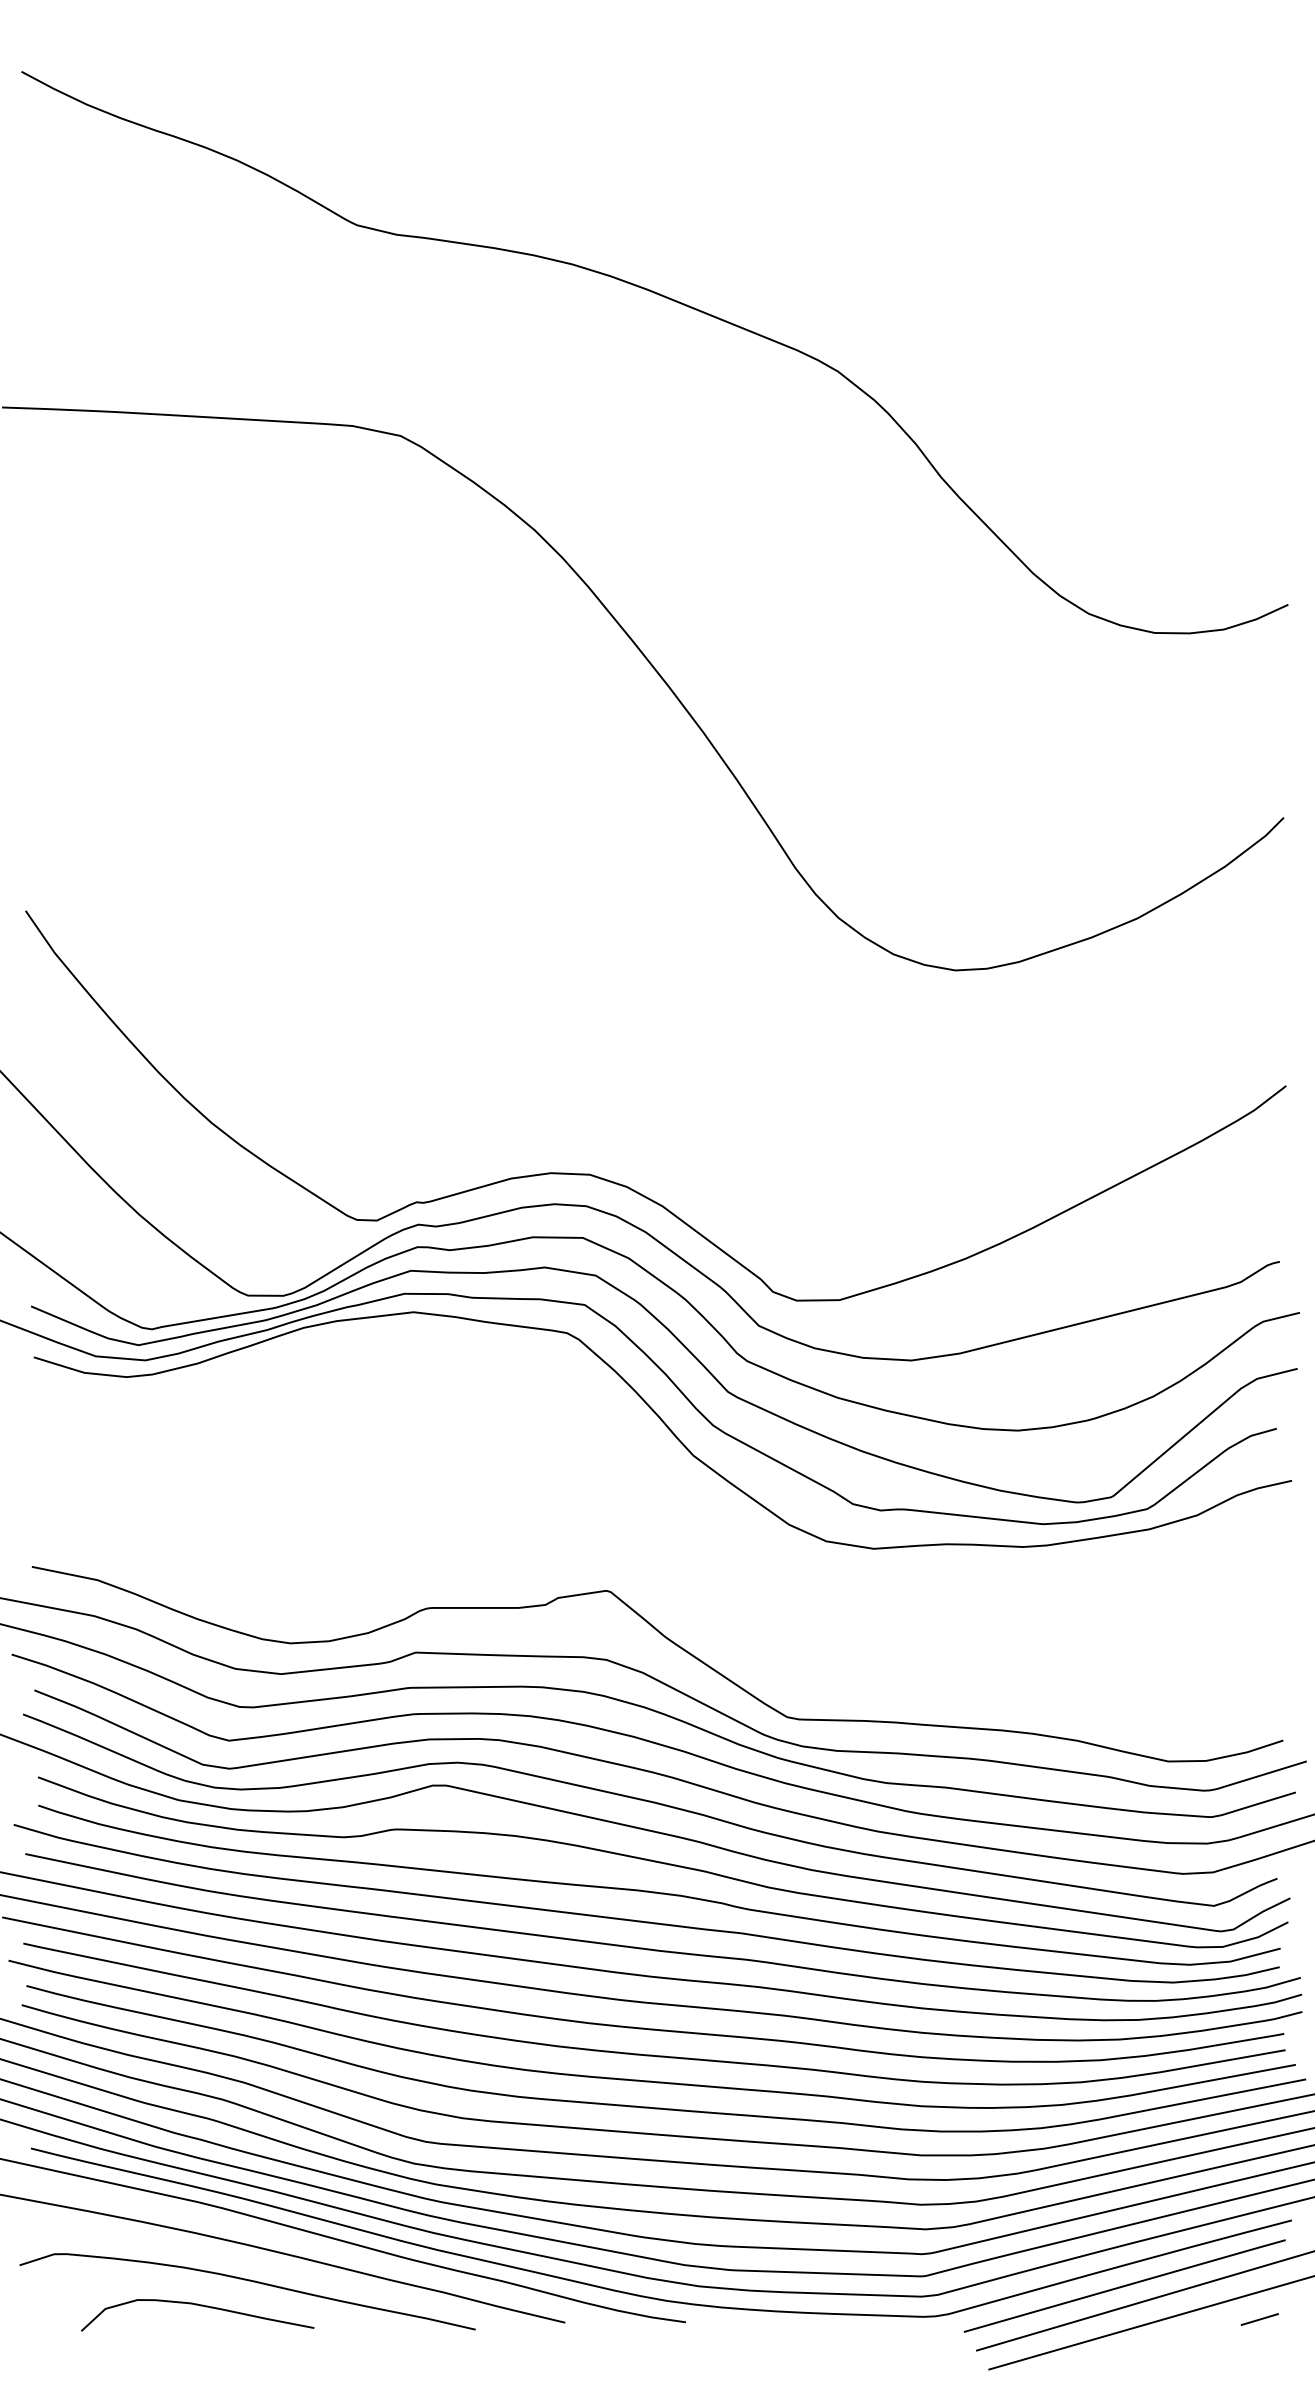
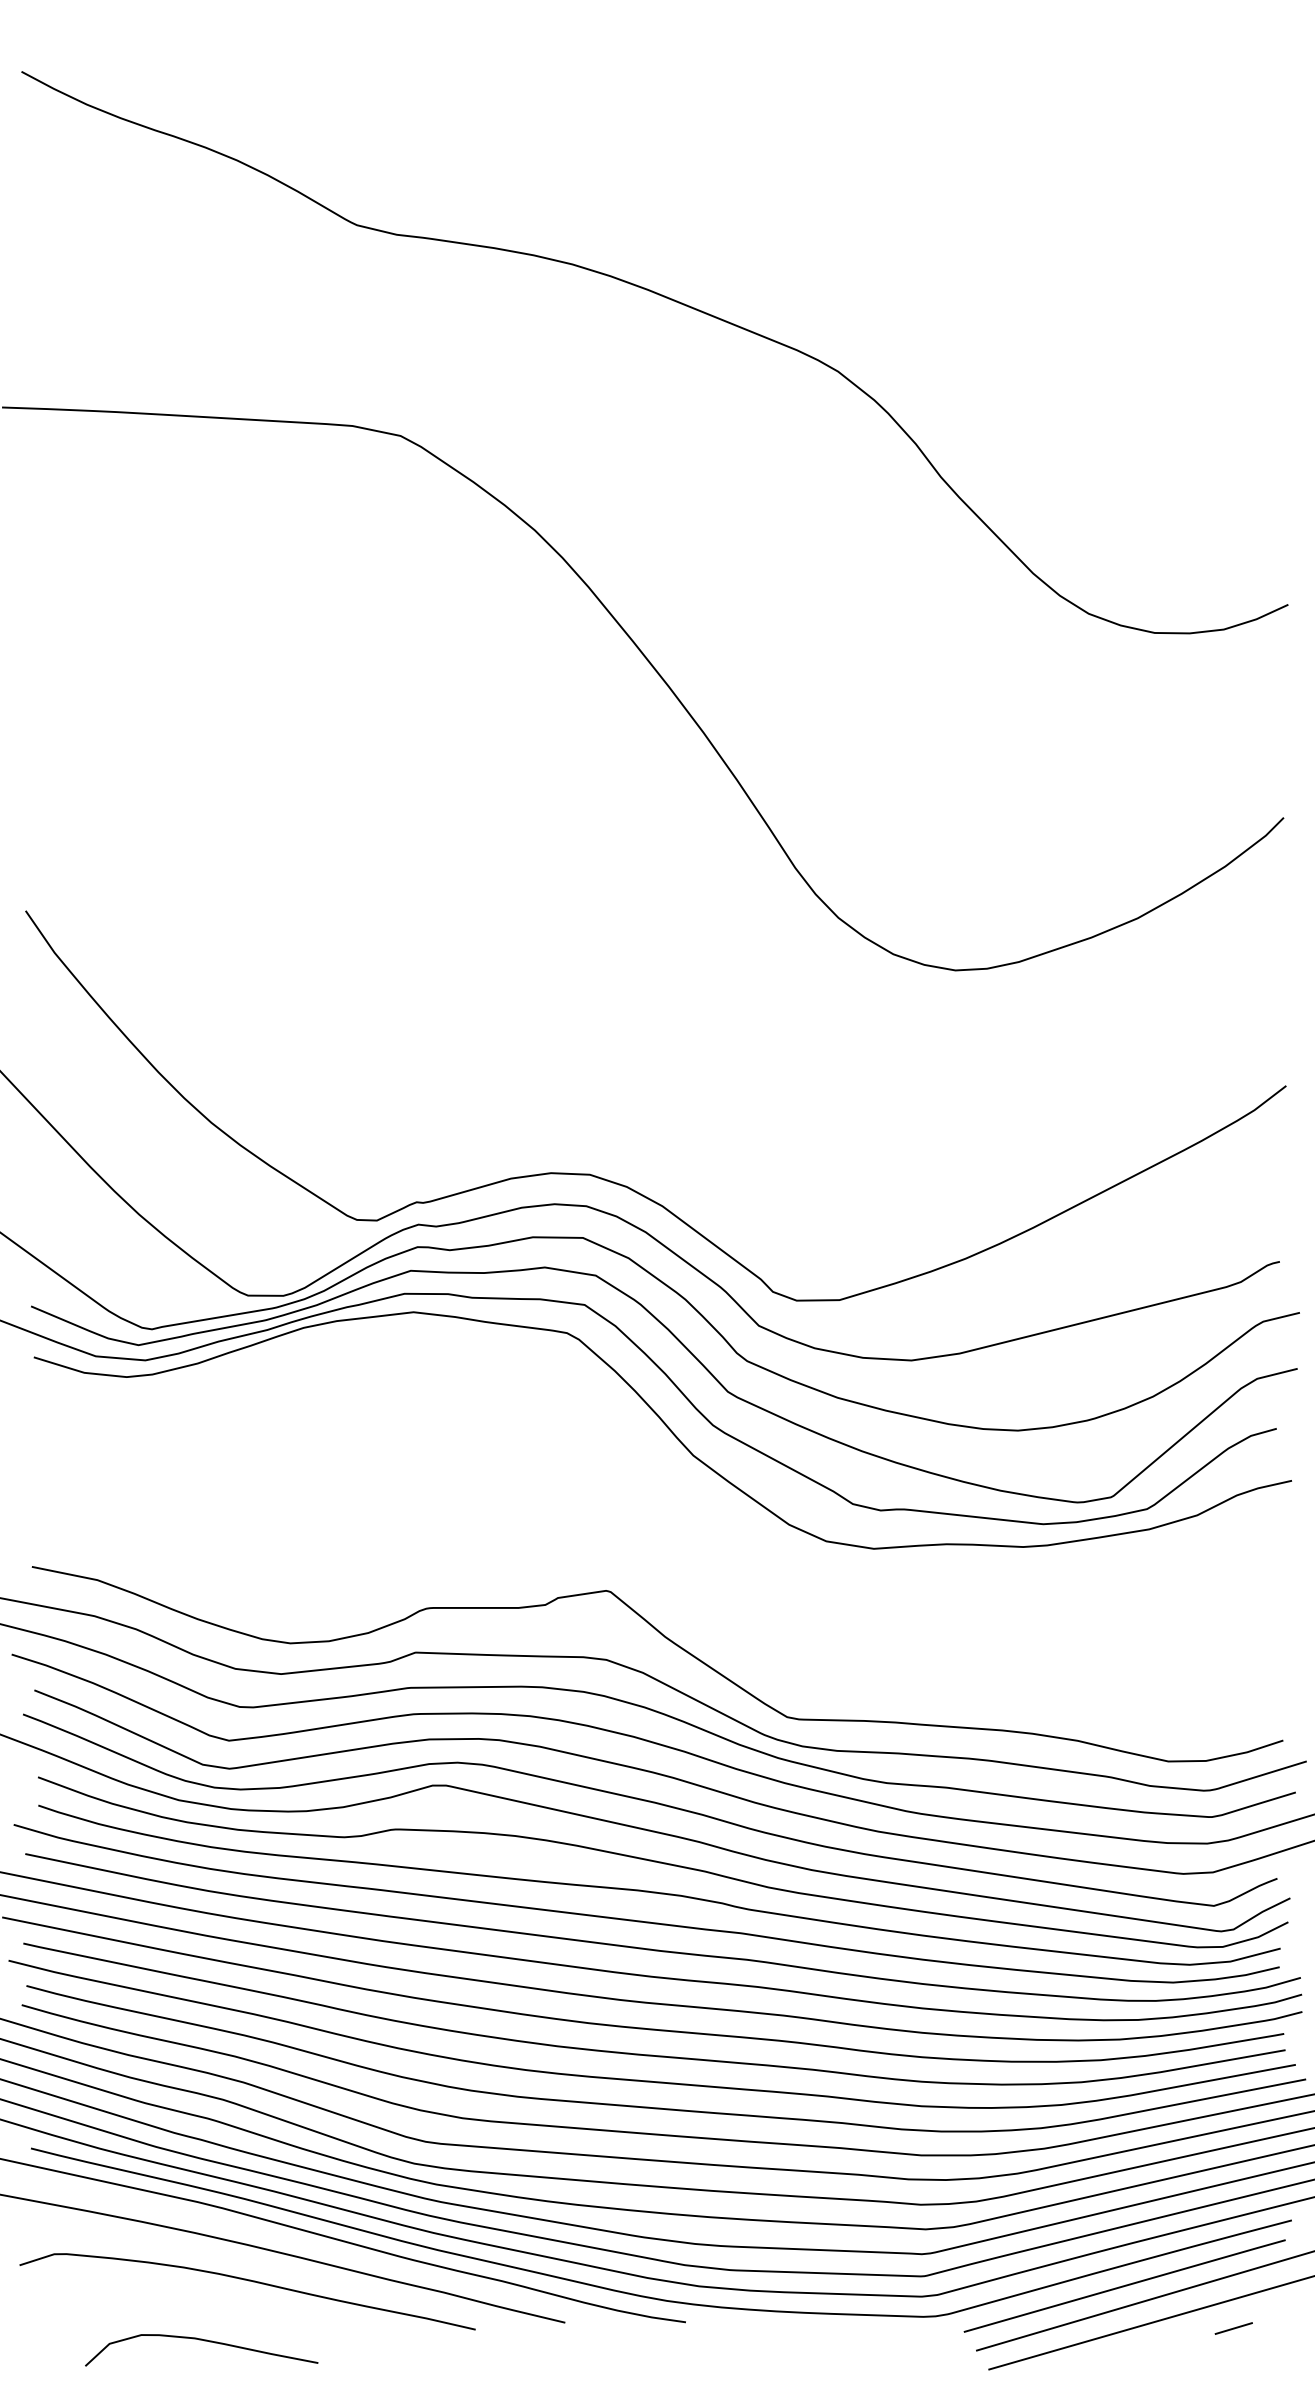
curve position: (200, 2306) -> (204, 2341) (204, 2341)
line position: (1259, 2319) -> (1233, 2328) (1233, 2328)
